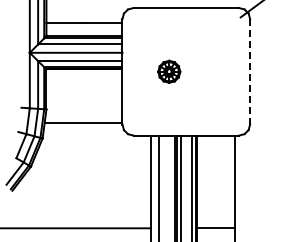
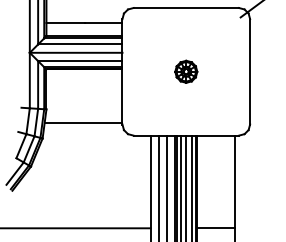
part position: (169, 71) -> (186, 71) (186, 71)
line: dashed -> solid (250, 71)
line: none -> present (167, 186)
line: none -> present (186, 186)
